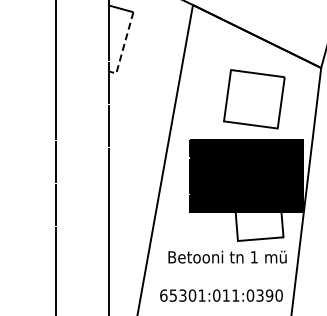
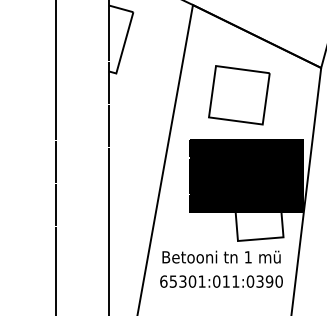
line: dashed -> solid (123, 47)
part position: (254, 99) -> (239, 95) (239, 95)
text position: (227, 256) -> (221, 256) (221, 256)
text position: (221, 295) -> (221, 281) (221, 281)
